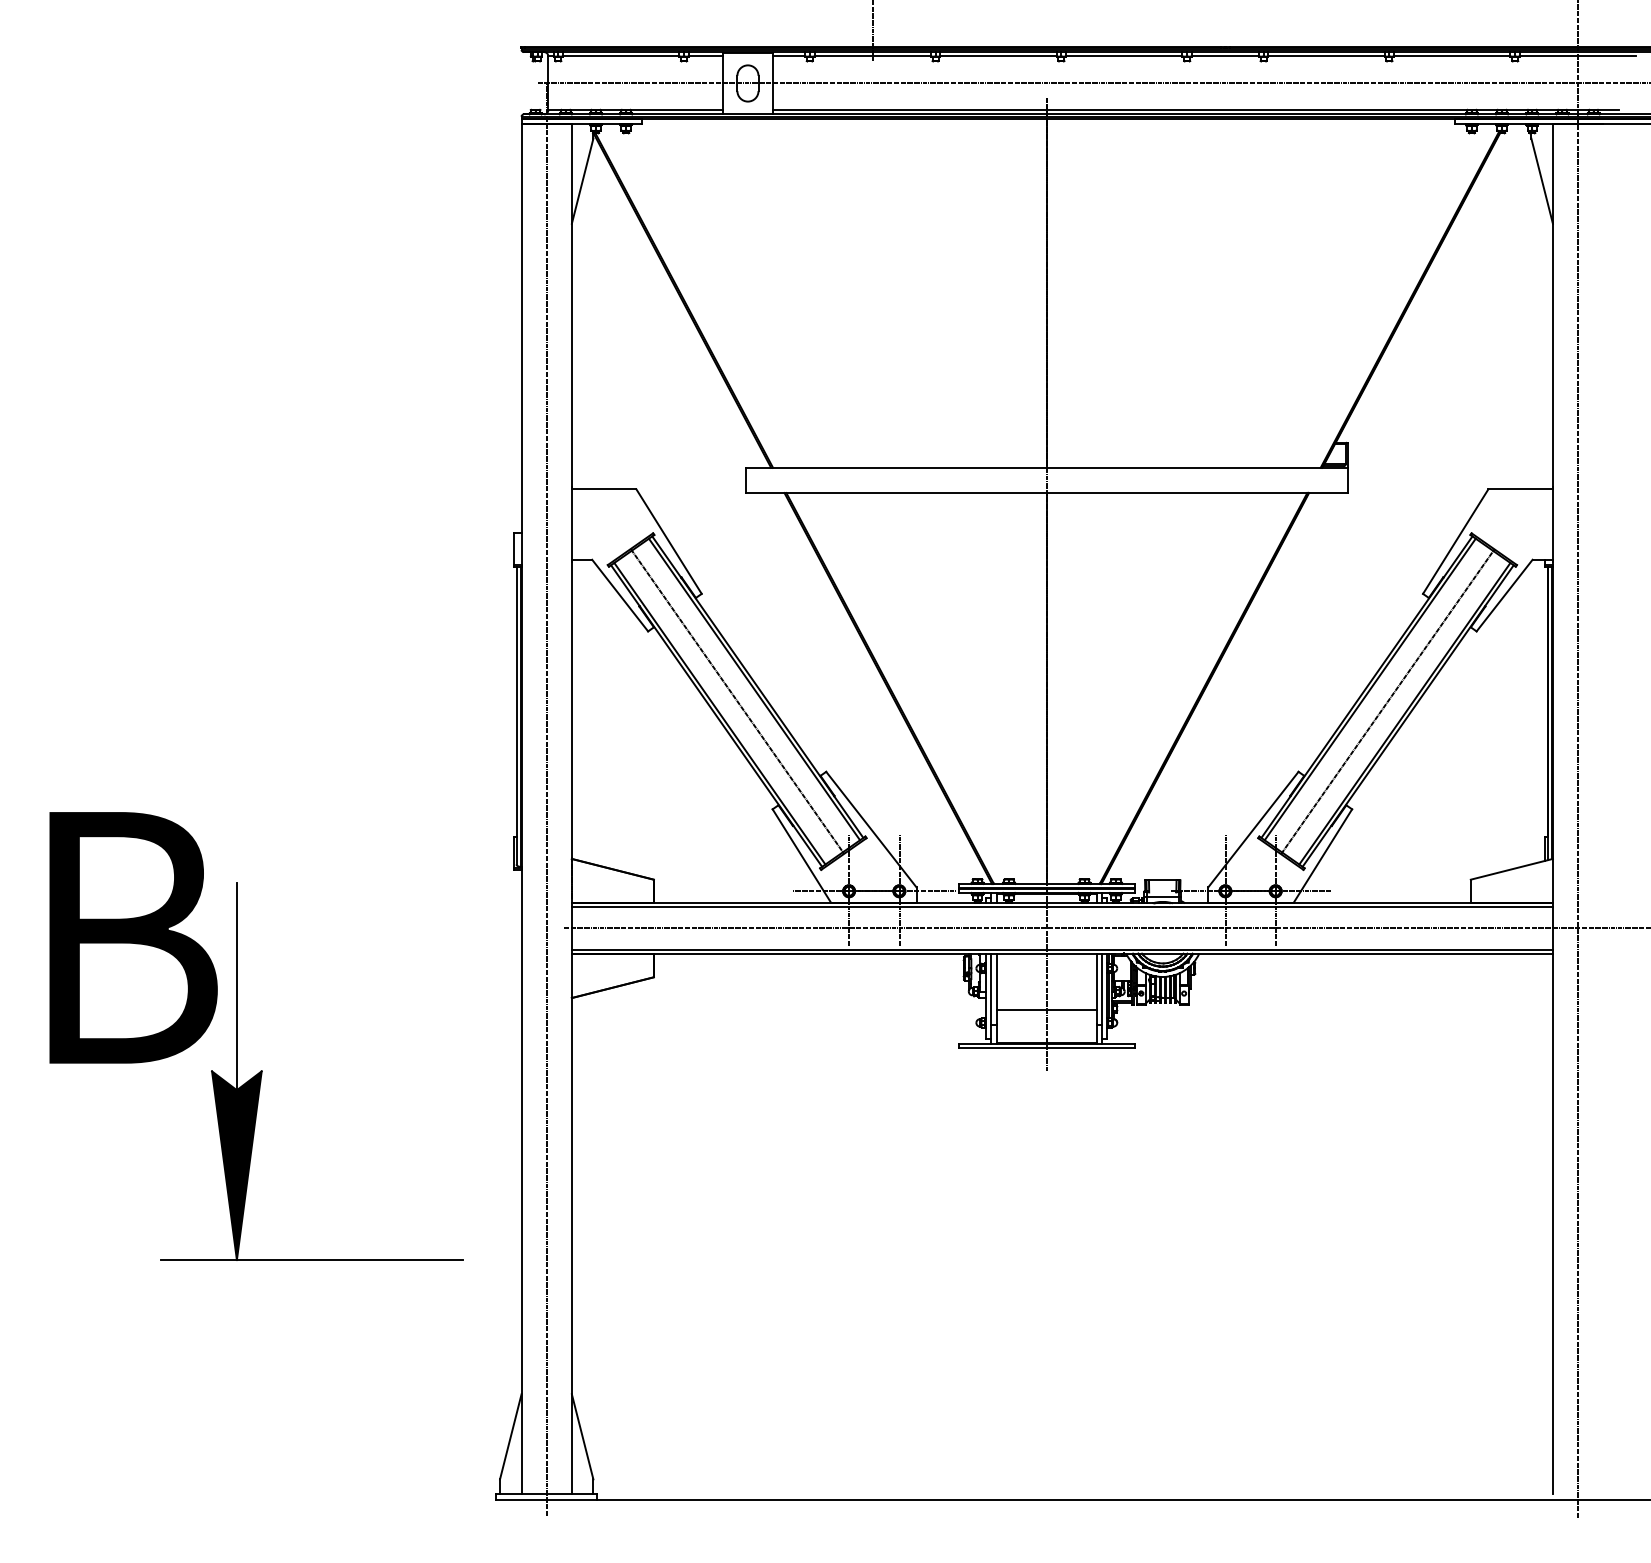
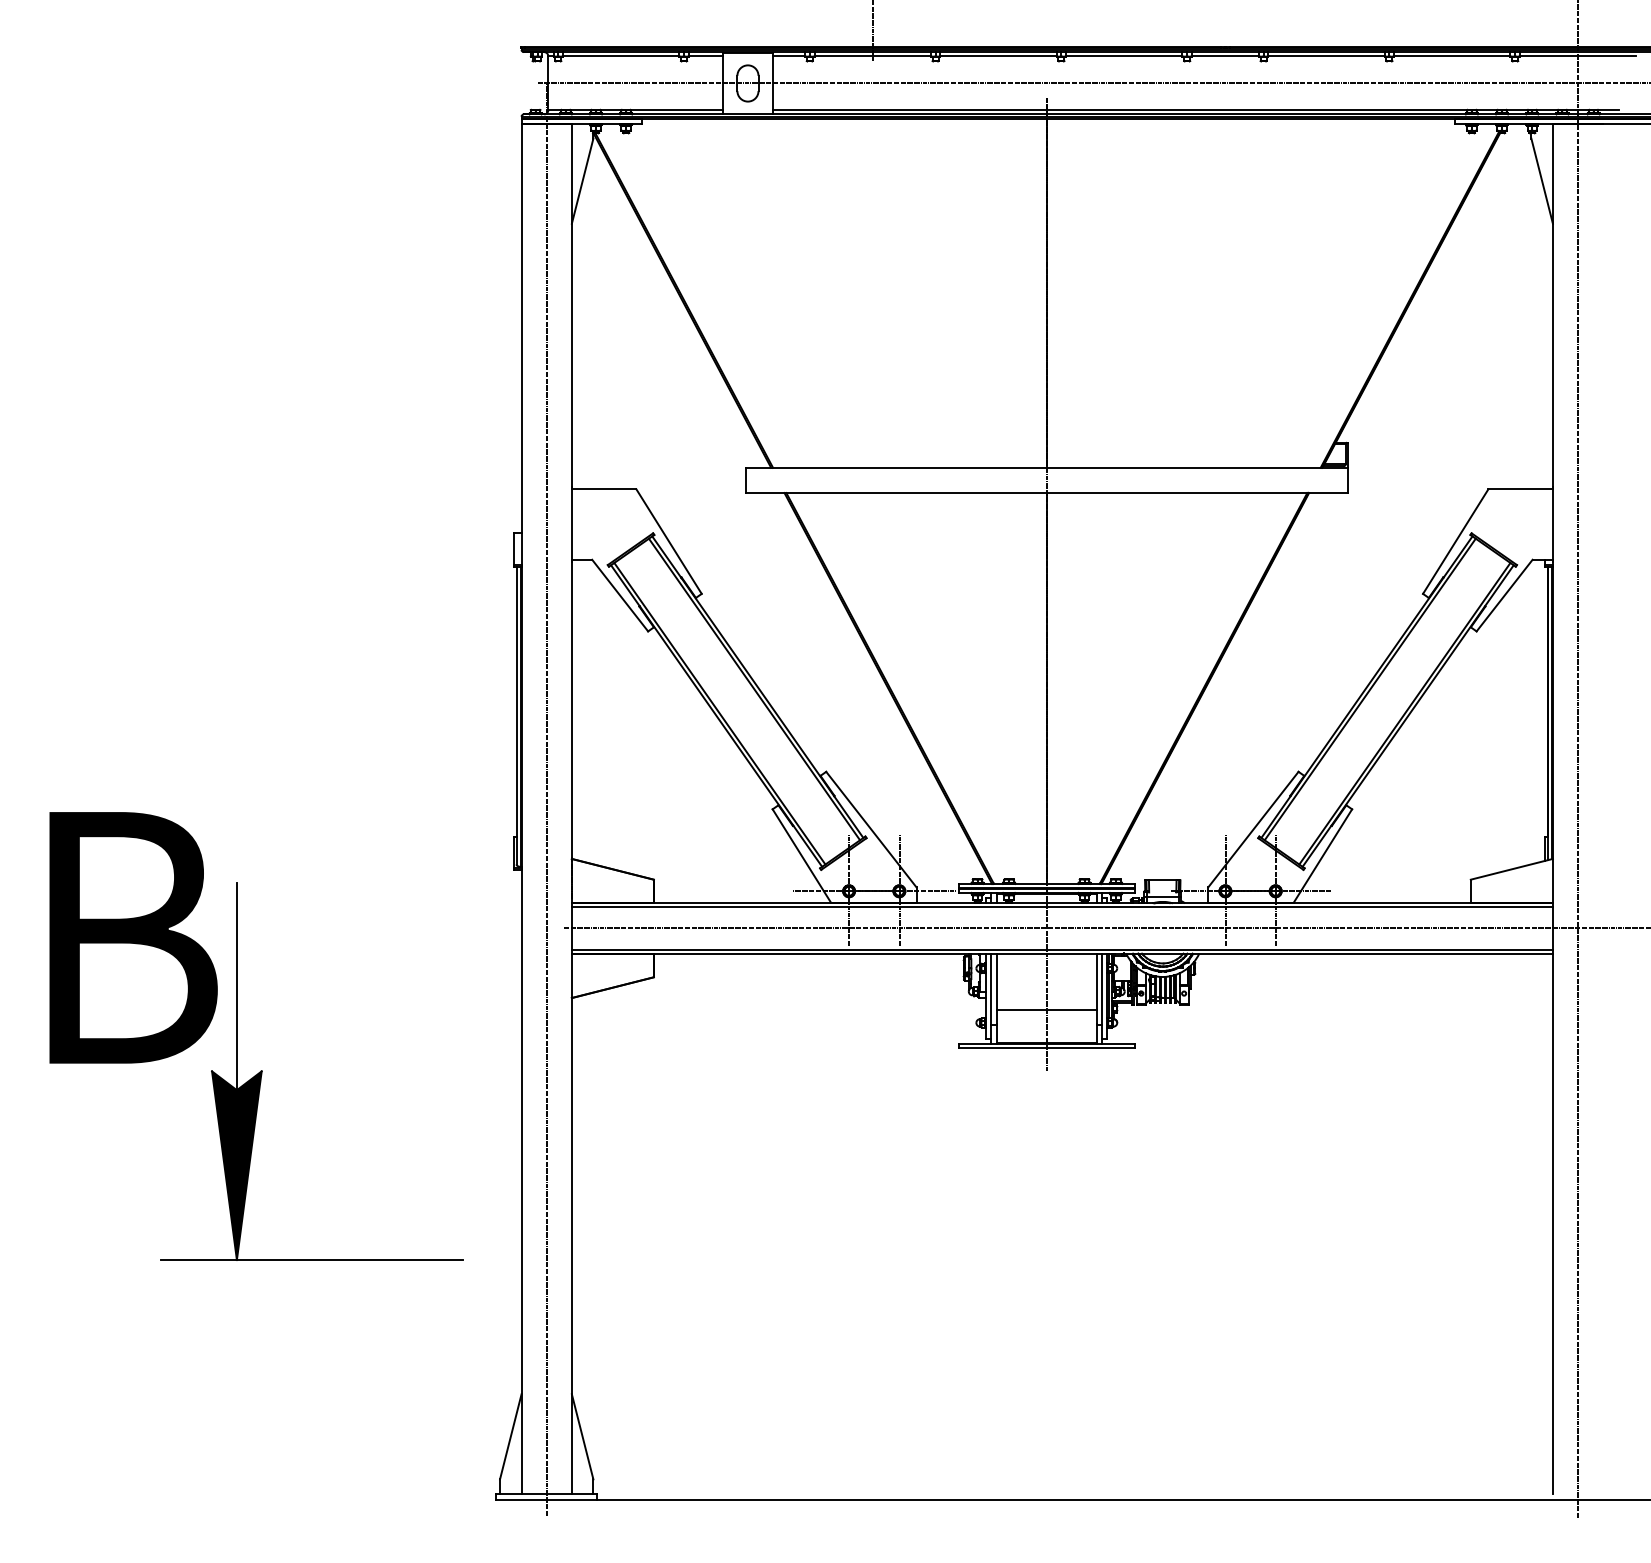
line: present -> none (737, 701)
line: present -> none (1387, 701)
